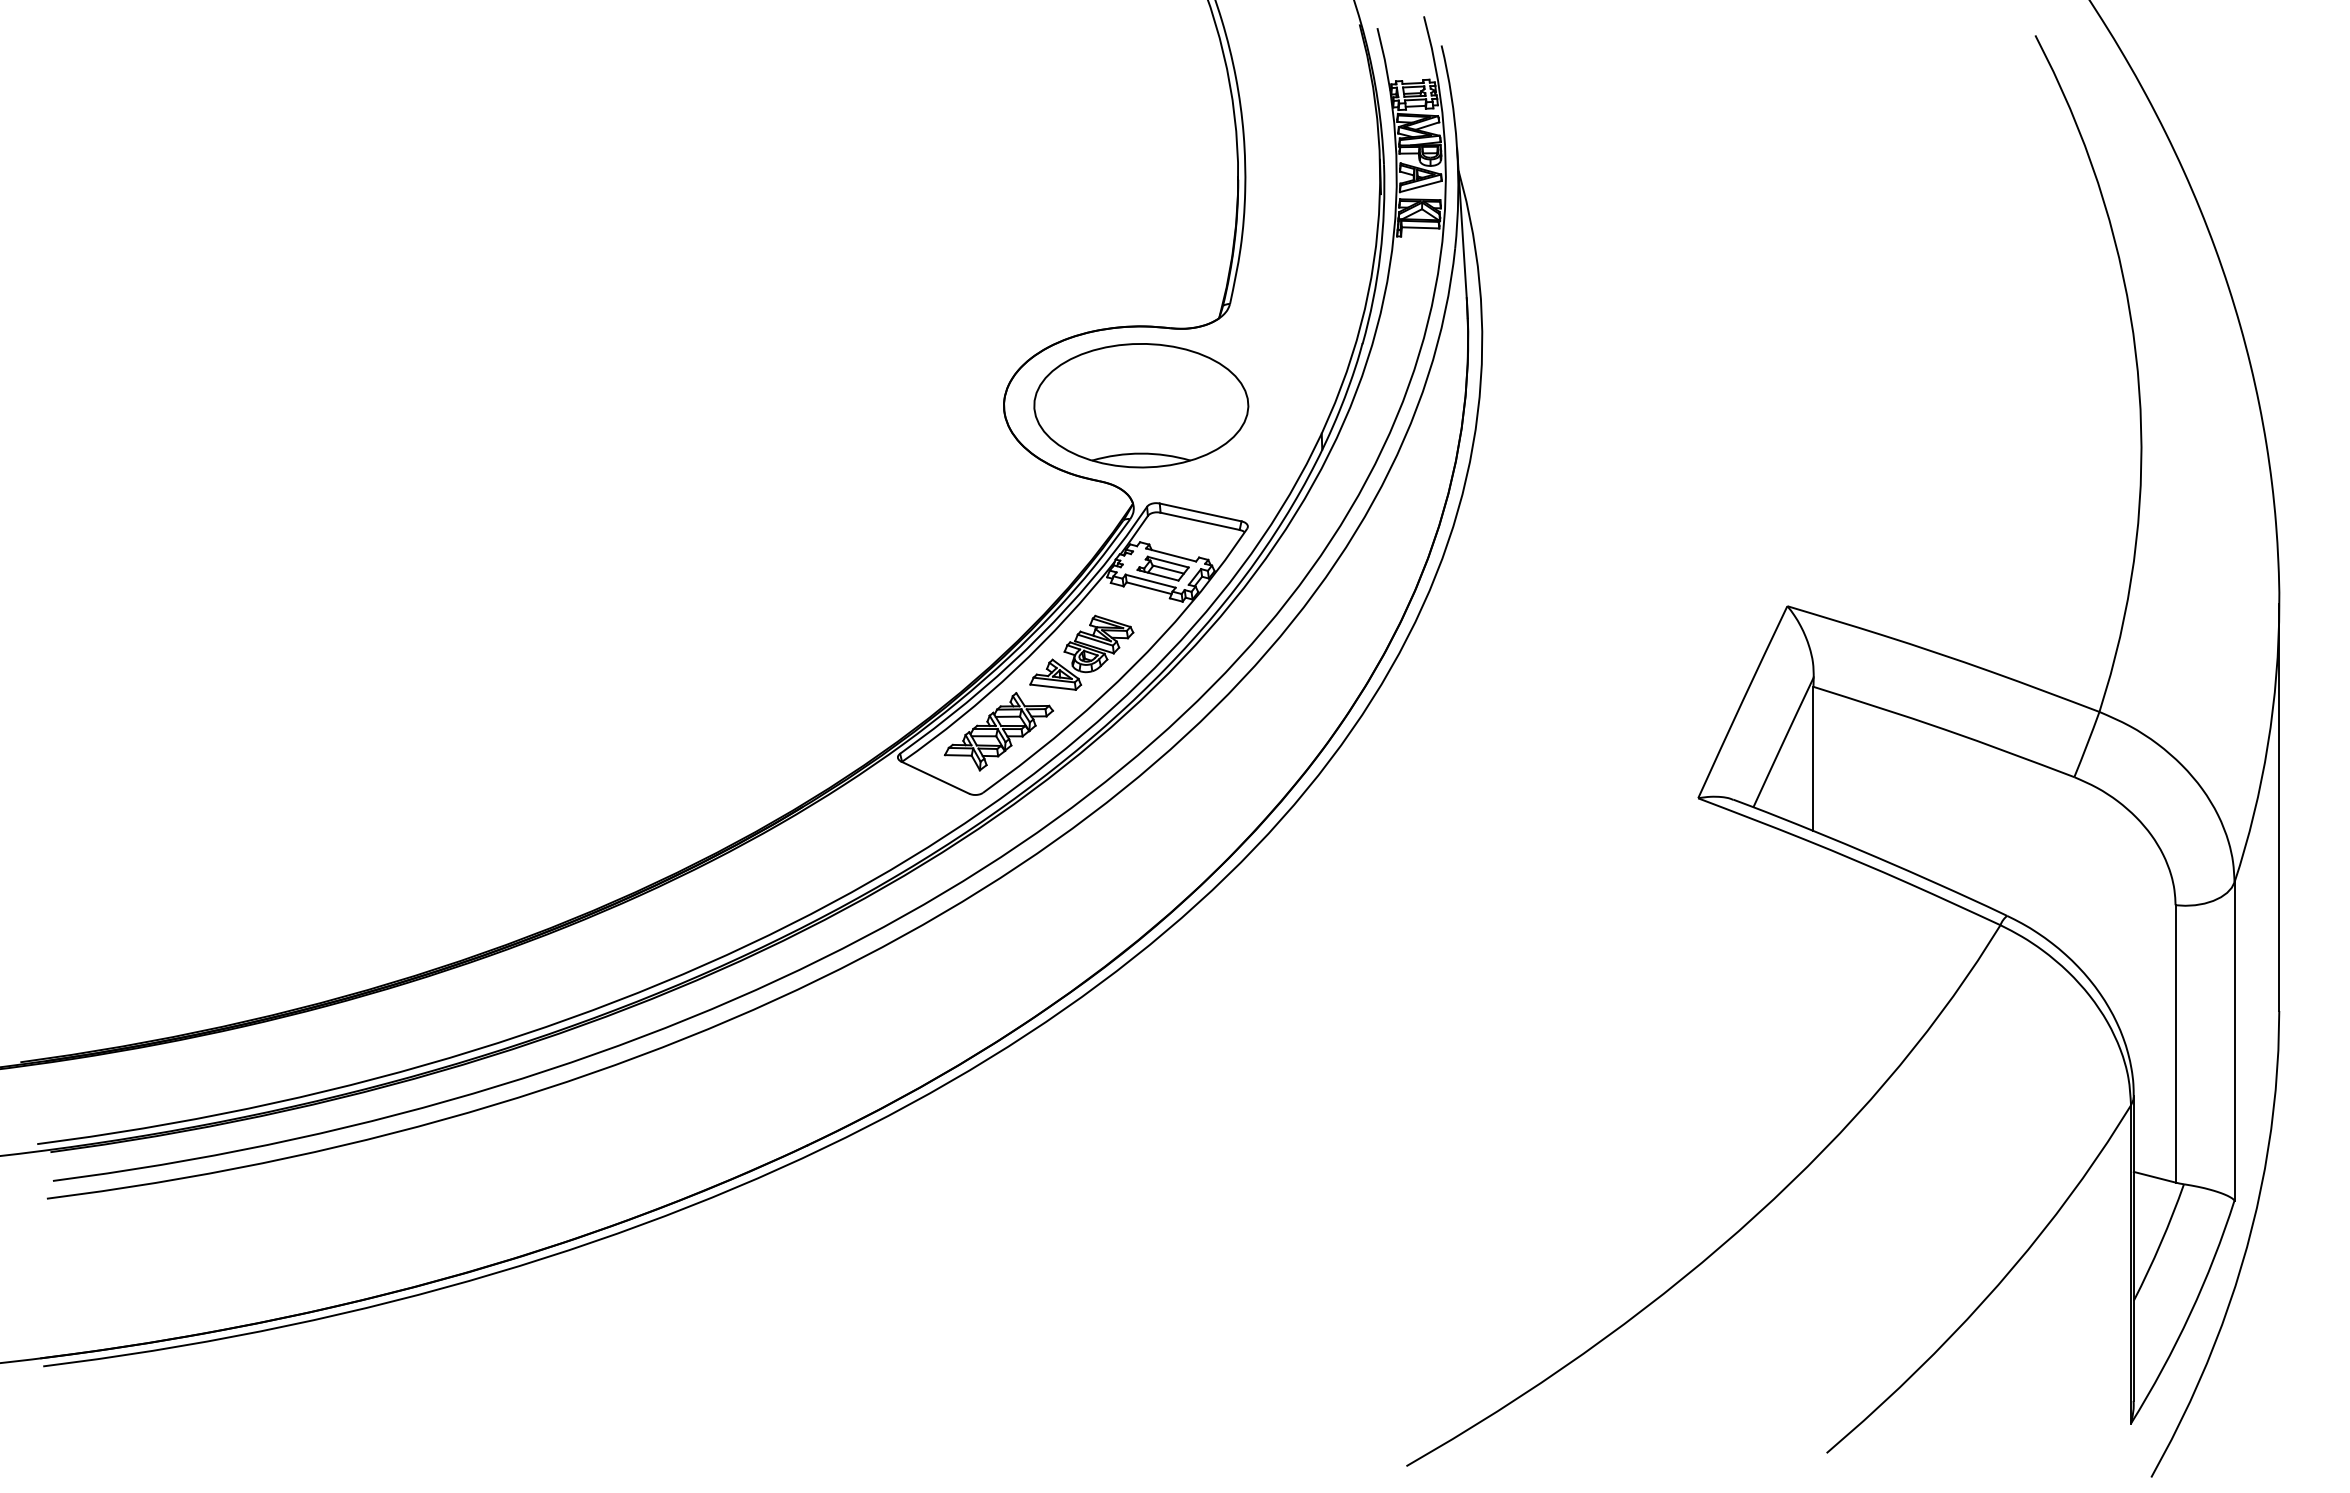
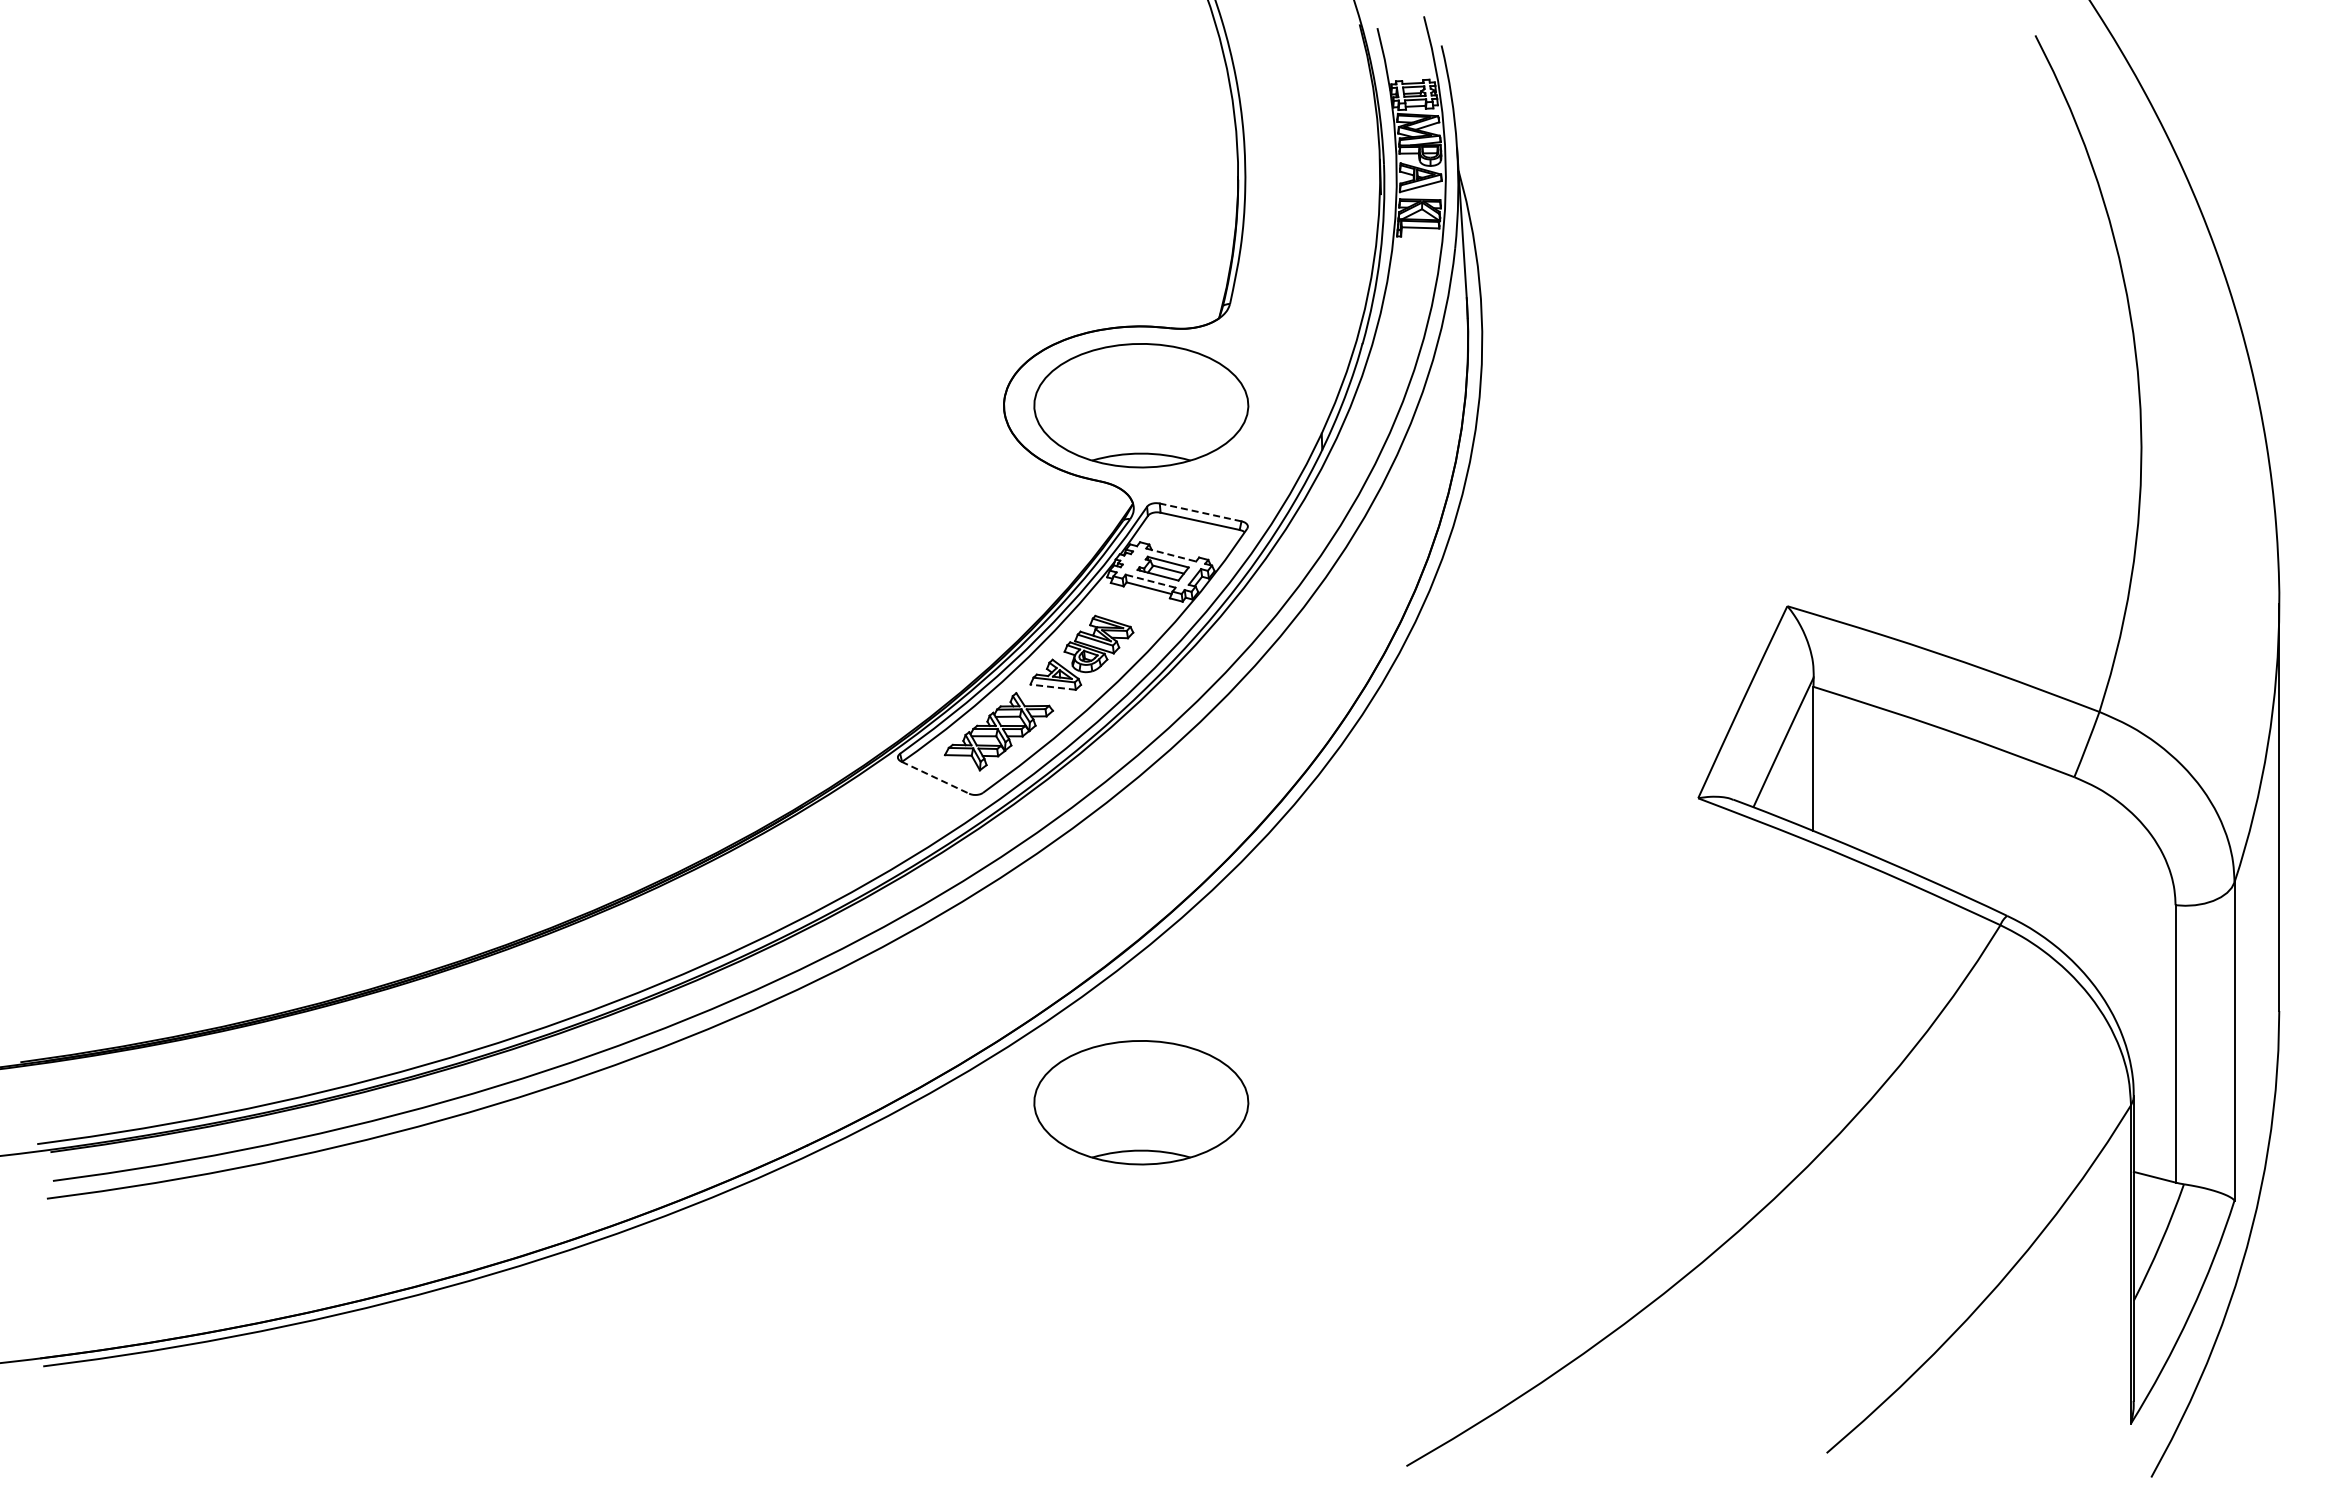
line: solid -> dashed (1200, 512)
line: solid -> dashed (1171, 555)
line: solid -> dashed (1150, 581)
line: solid -> dashed (1053, 687)
line: solid -> dashed (935, 777)
part: none -> present (1141, 1102)
